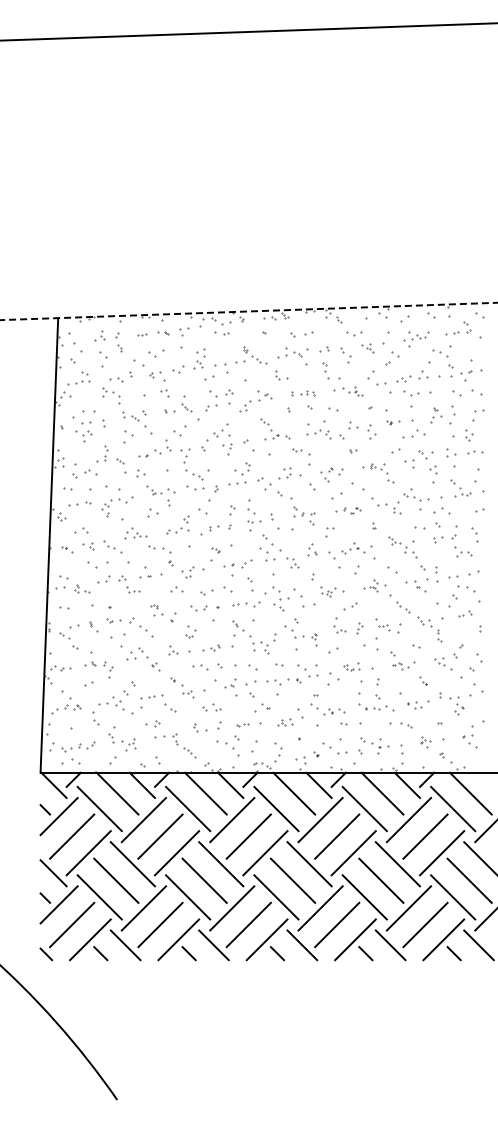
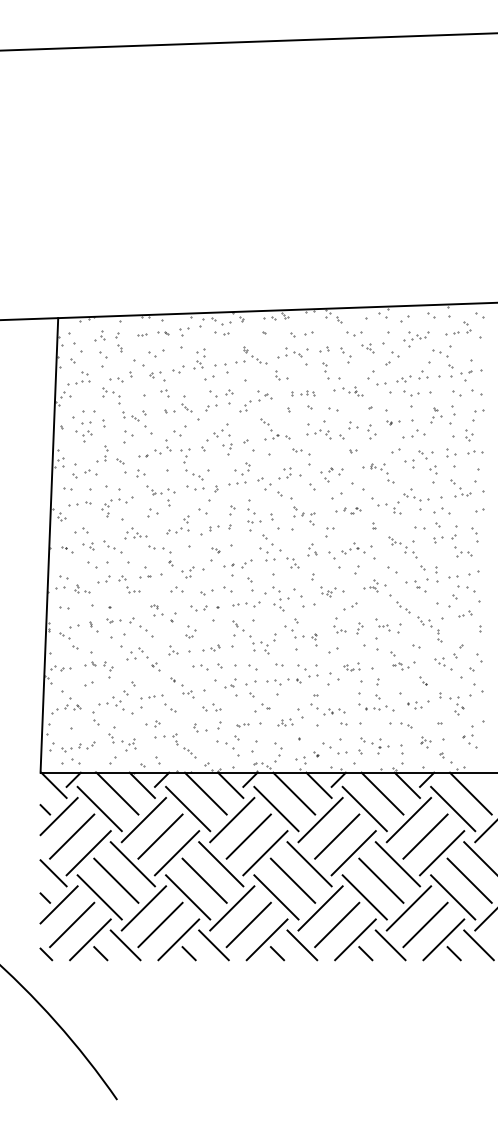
line position: (248, 31) -> (248, 41) (248, 41)
line: dashed -> solid (249, 311)
